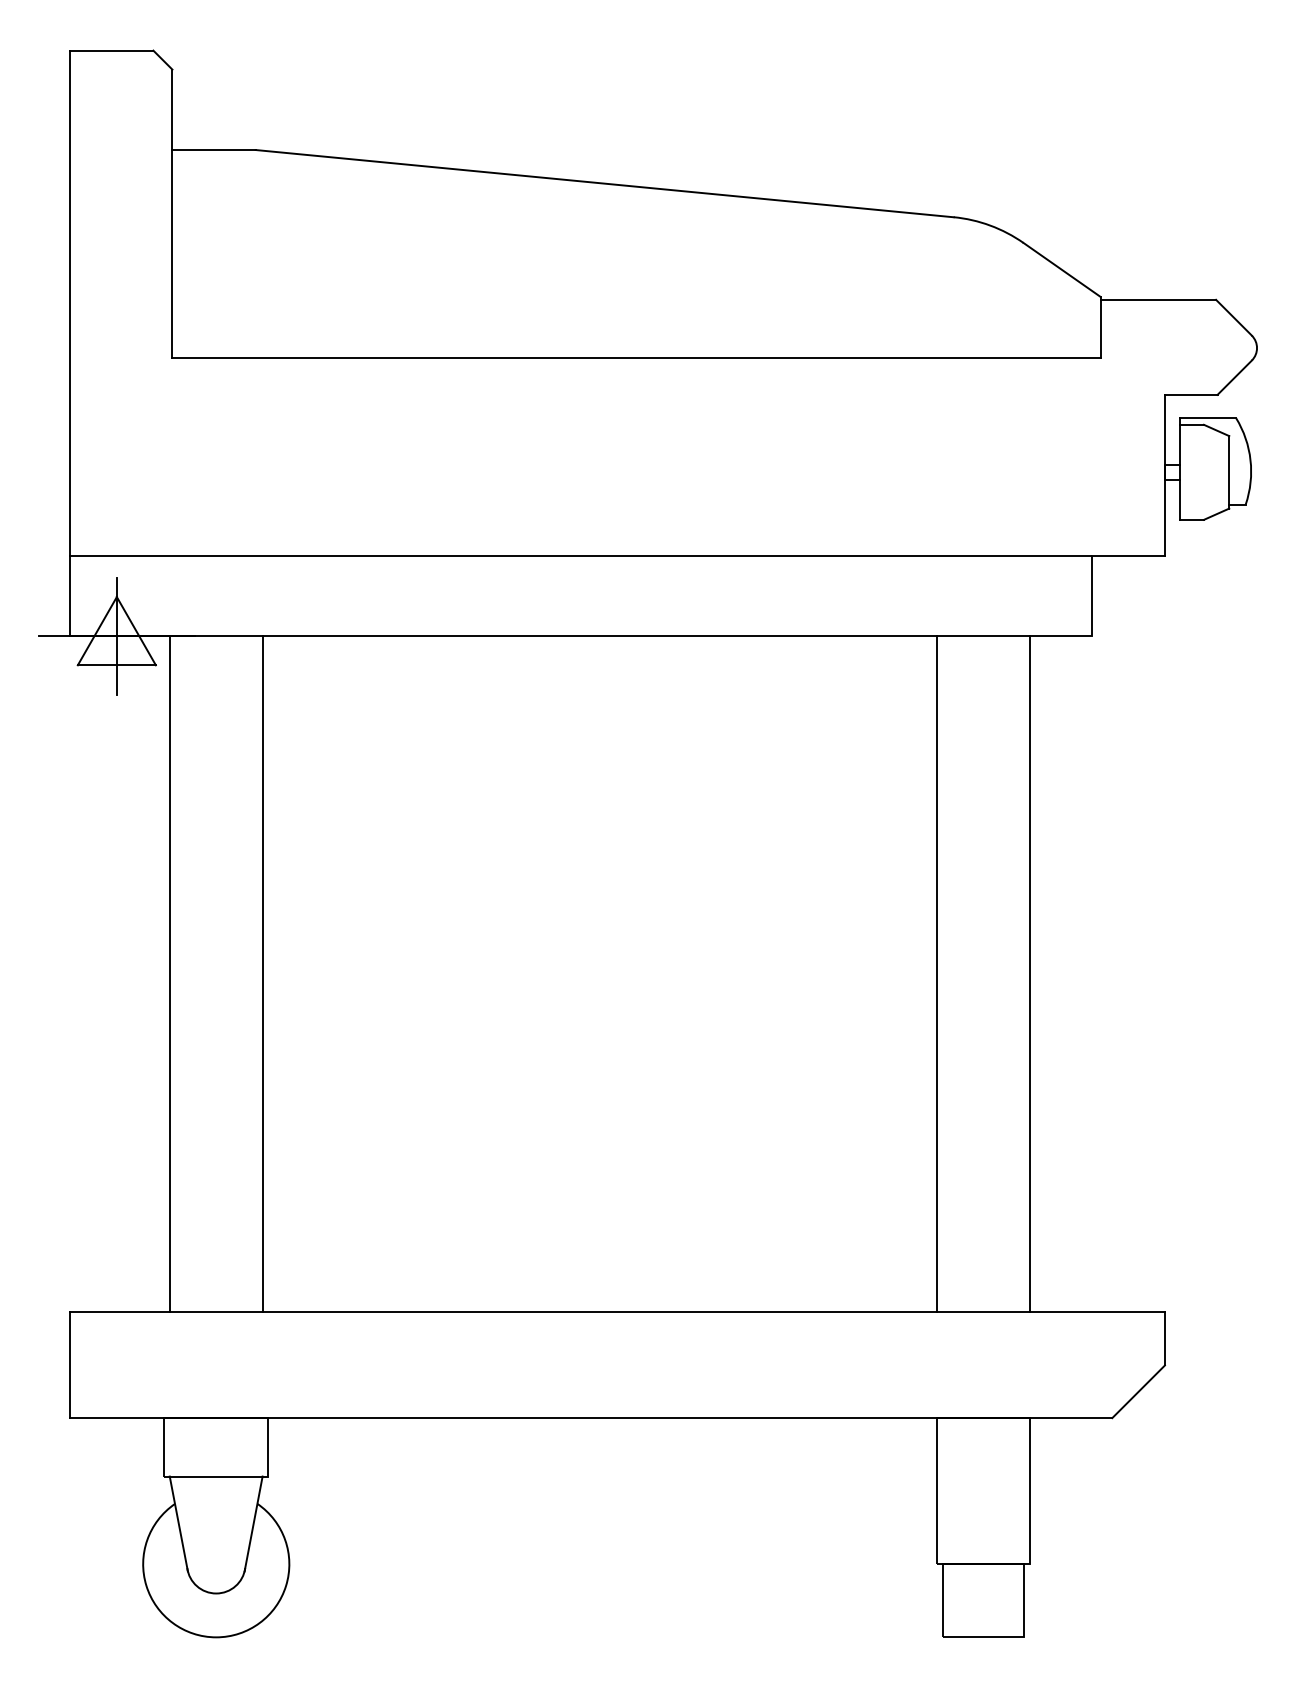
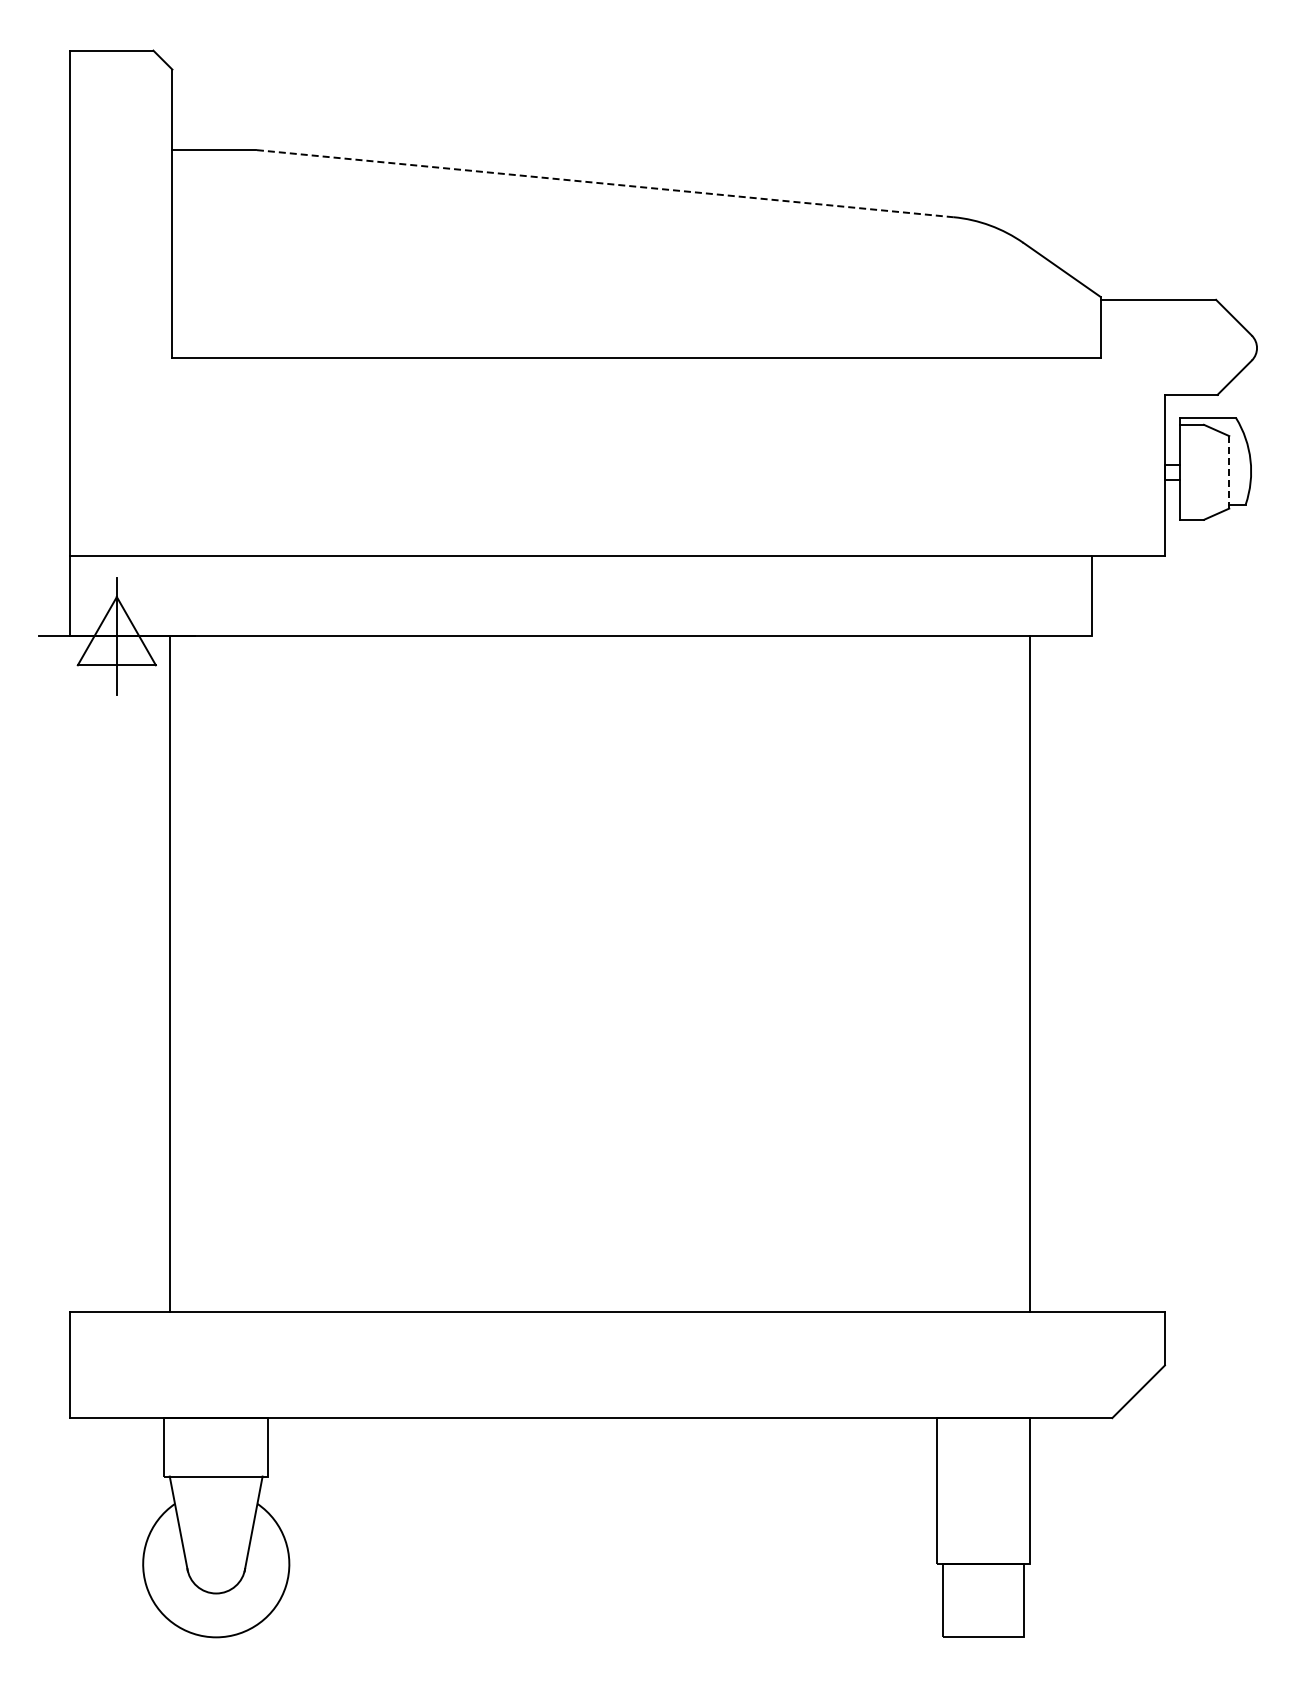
line: solid -> dashed (604, 183)
line: solid -> dashed (1229, 472)
line: present -> none (262, 974)
line: present -> none (937, 974)
